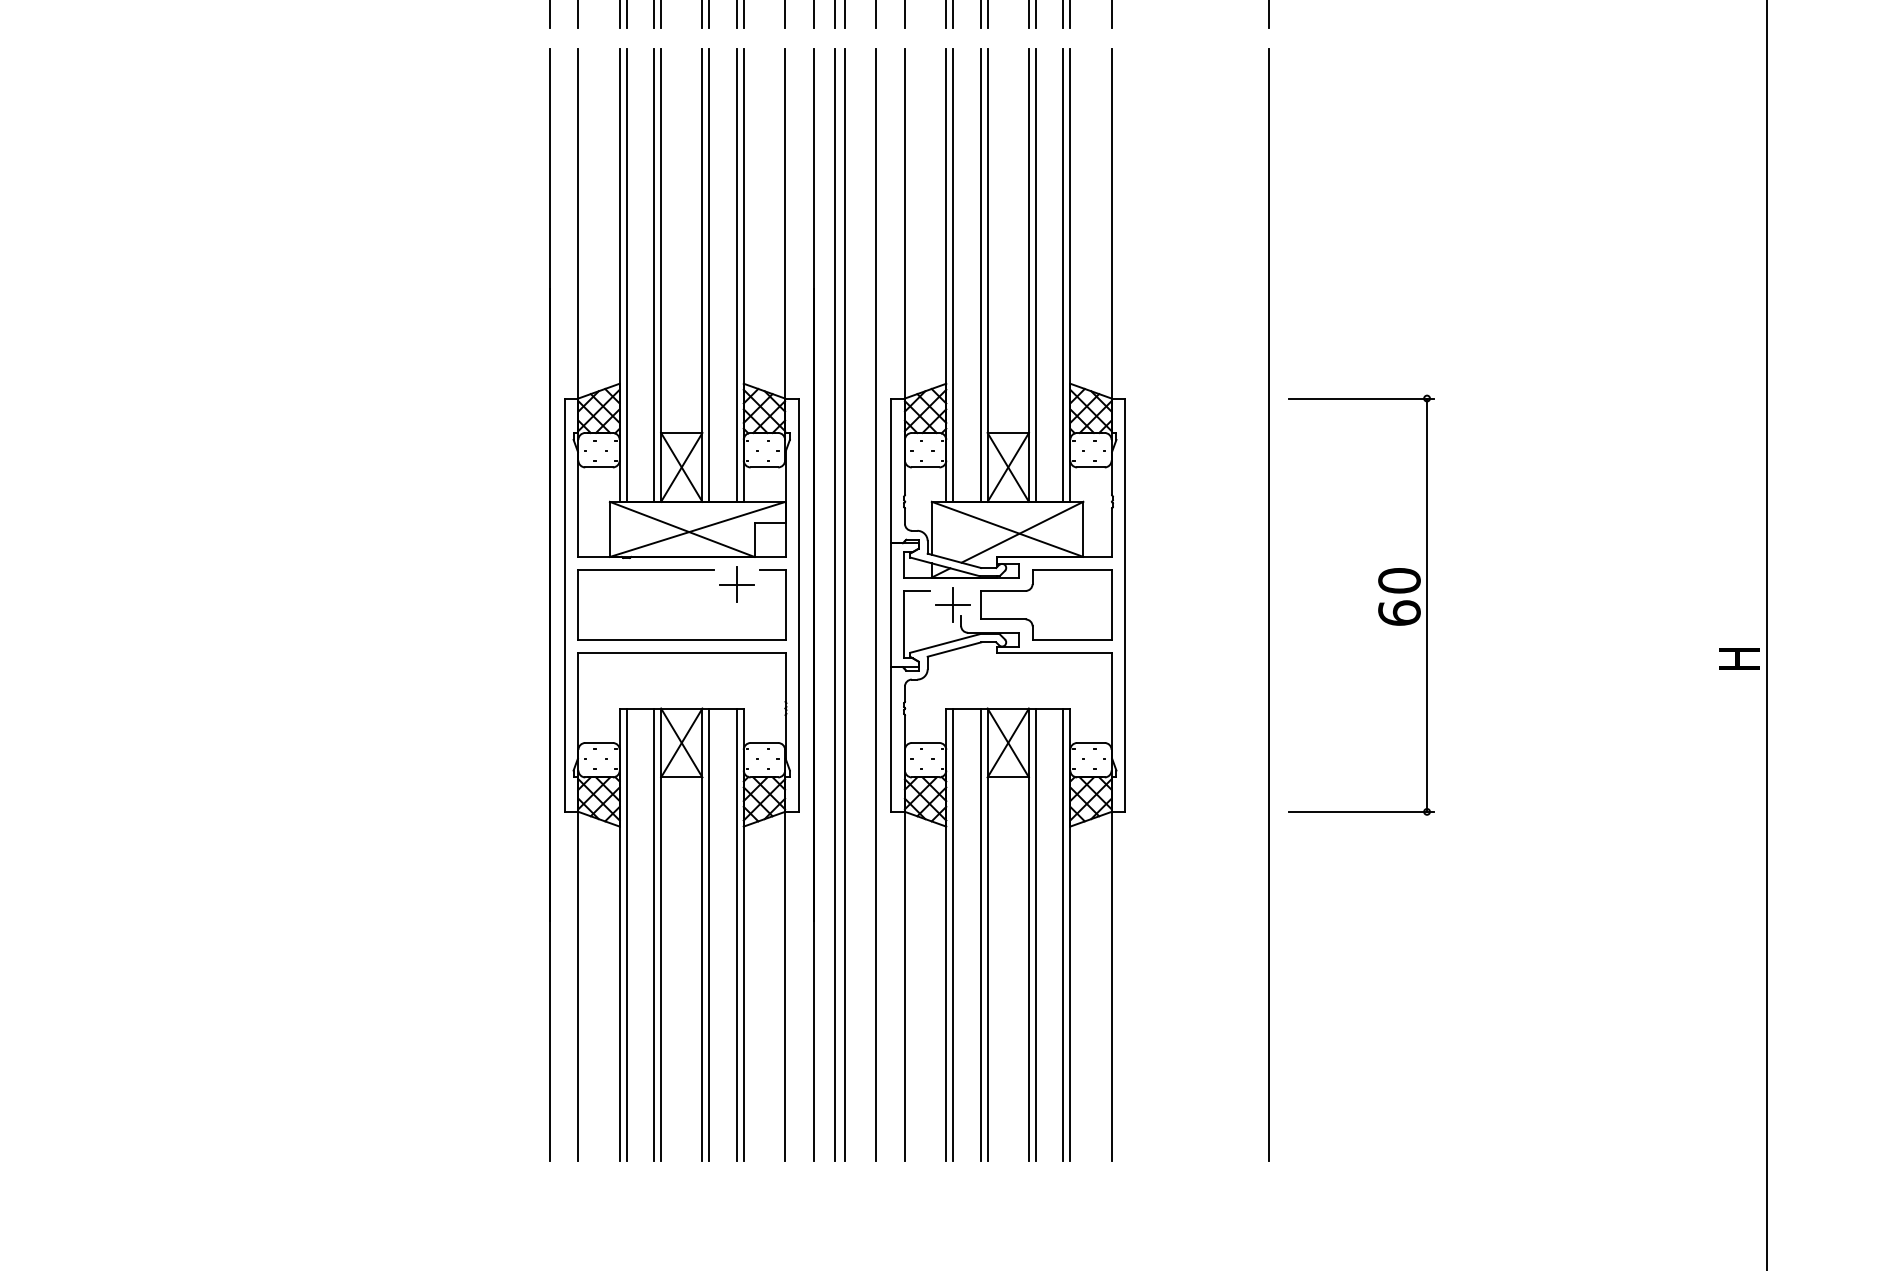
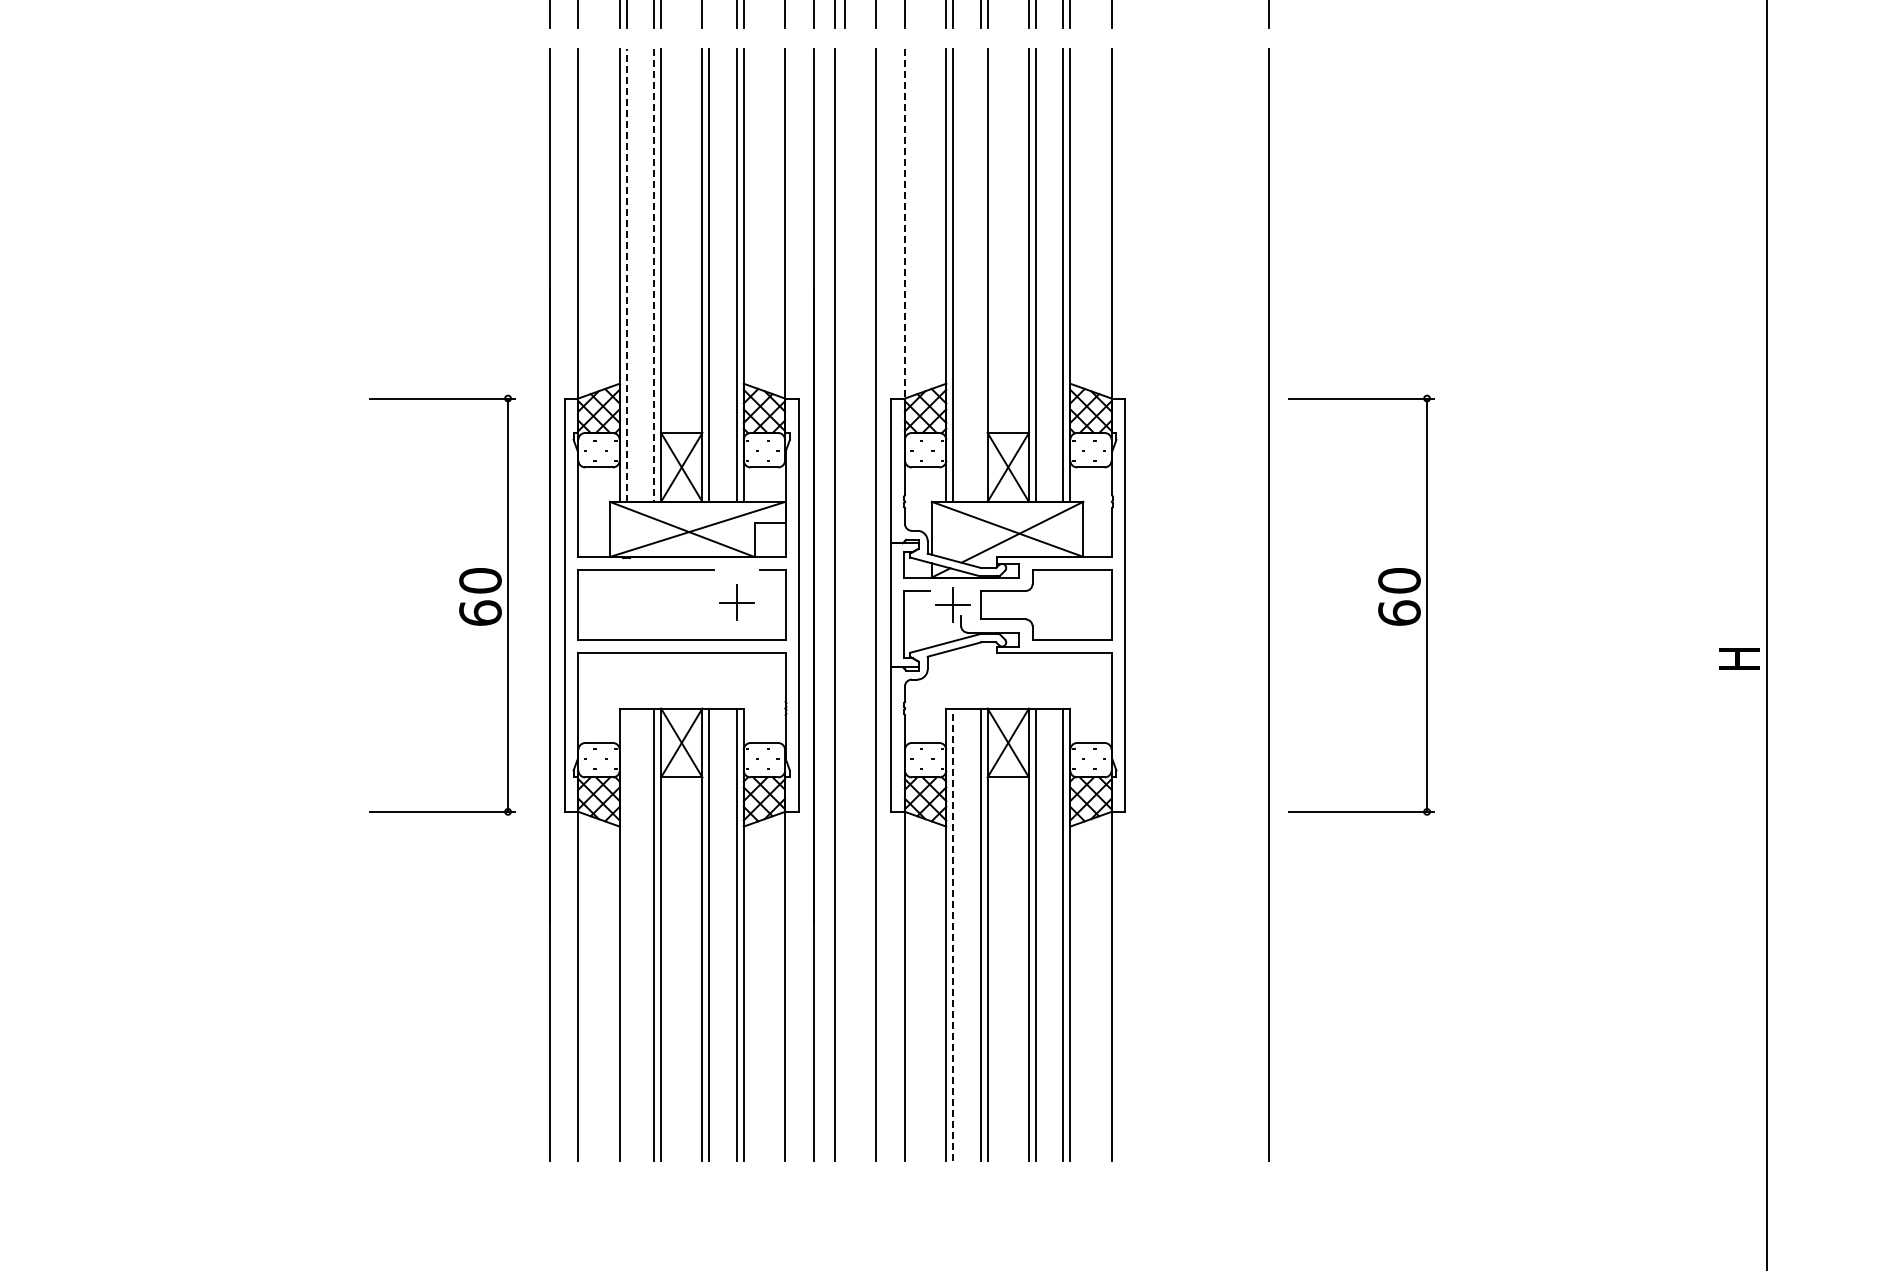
line: present -> none (709, 15)
line: solid -> dashed (904, 225)
line: solid -> dashed (626, 274)
line: present -> none (980, 274)
line: solid -> dashed (654, 275)
part position: (736, 584) -> (736, 602) (736, 602)
line: present -> none (845, 604)
part: none -> present (459, 605)
line: present -> none (626, 934)
line: solid -> dashed (953, 934)
